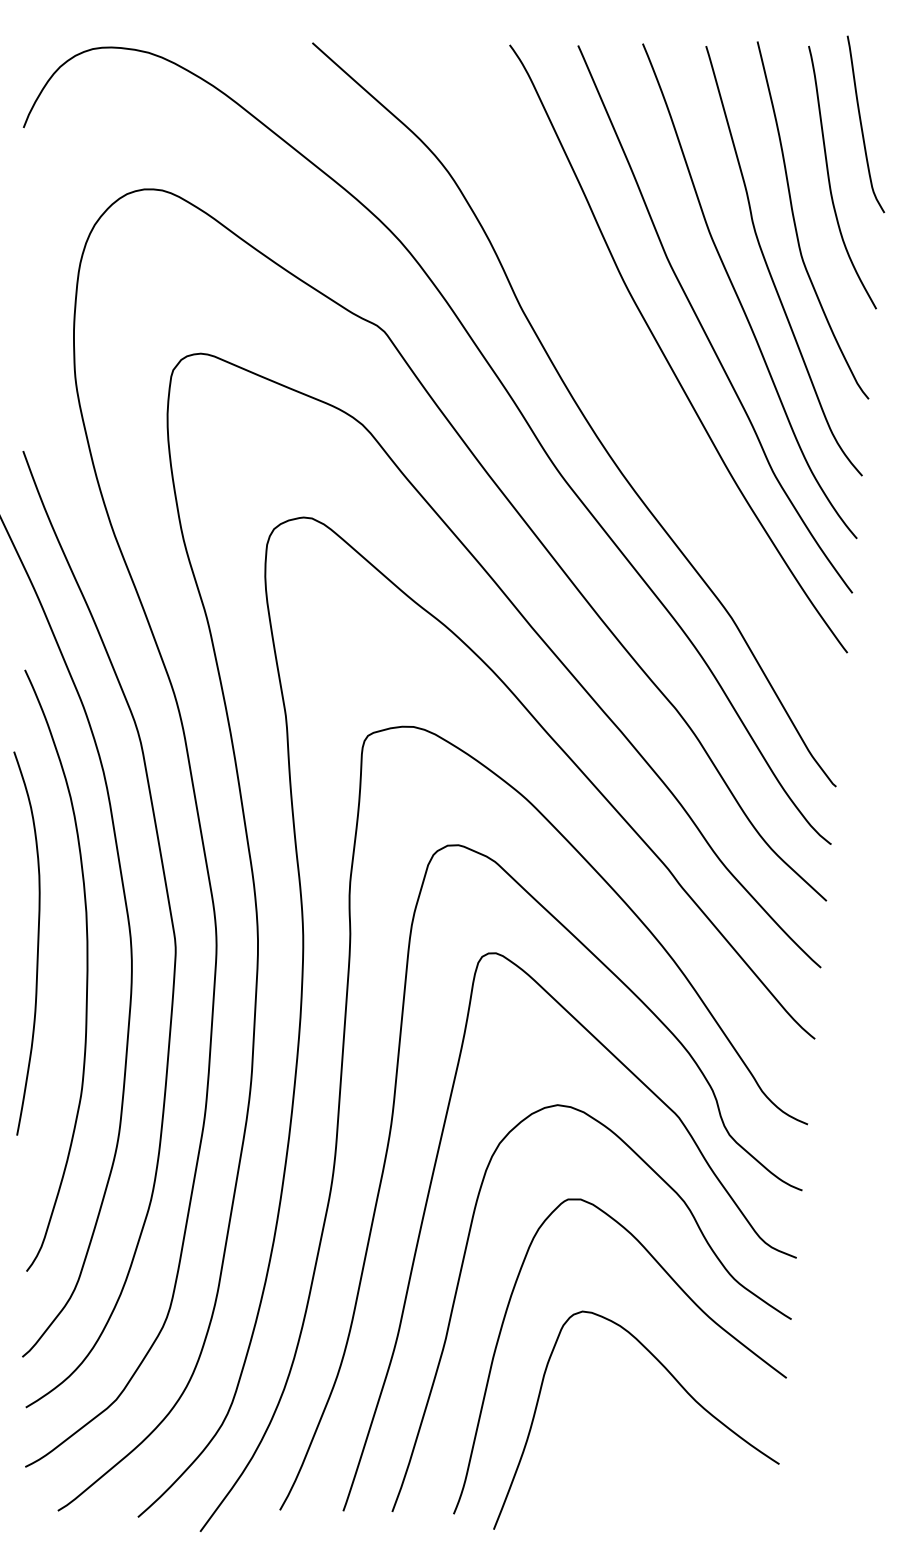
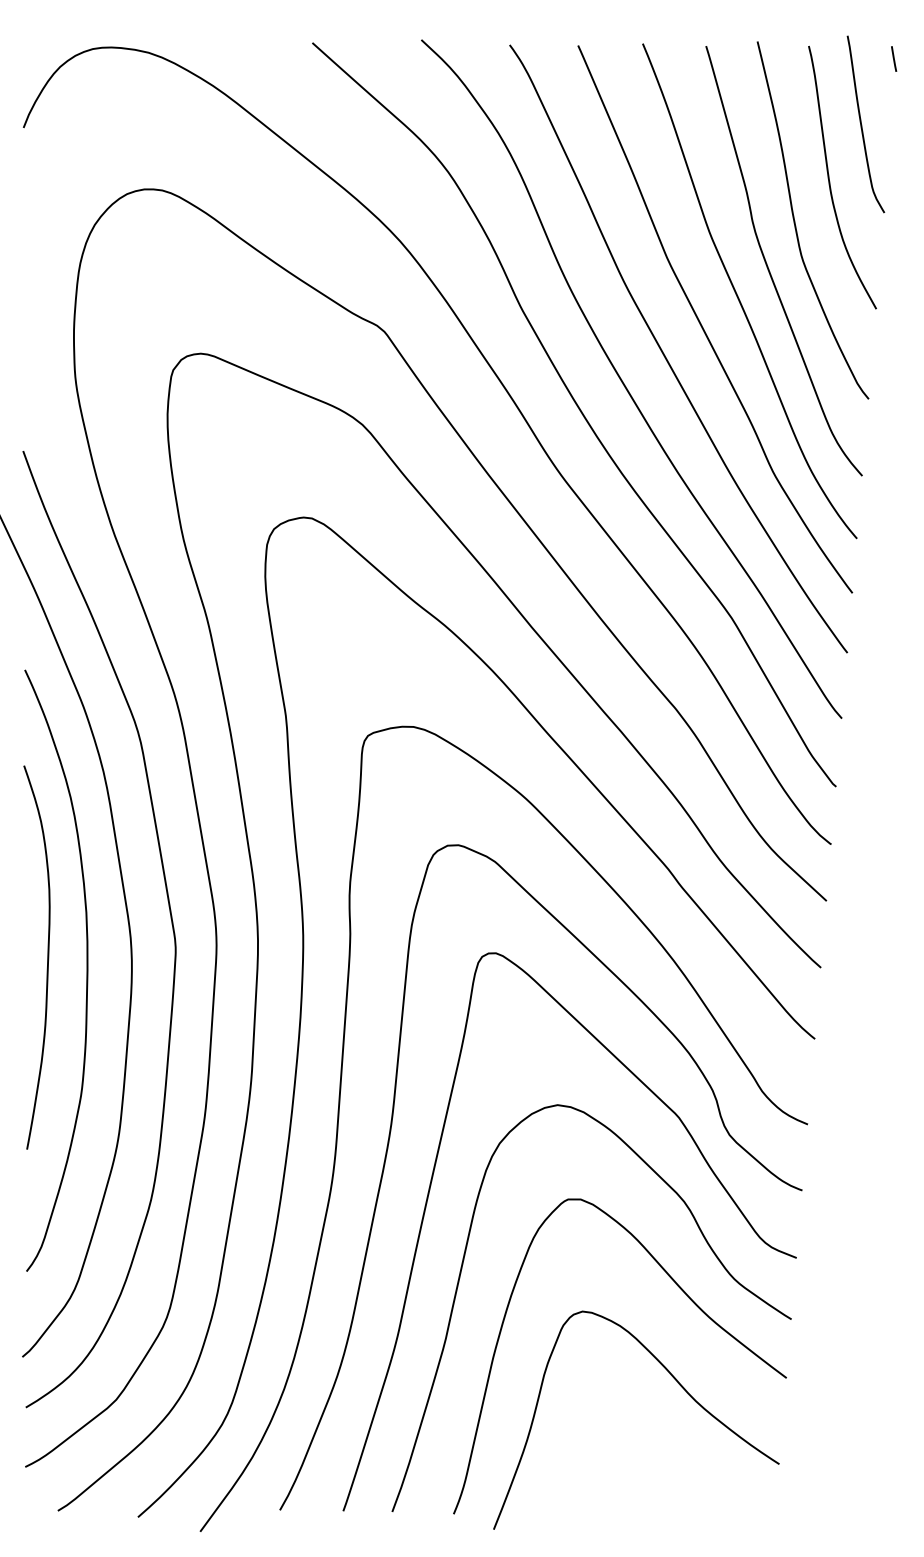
line: none -> present (894, 58)
curve: none -> present (623, 381)
curve position: (37, 943) -> (47, 957) (47, 957)
